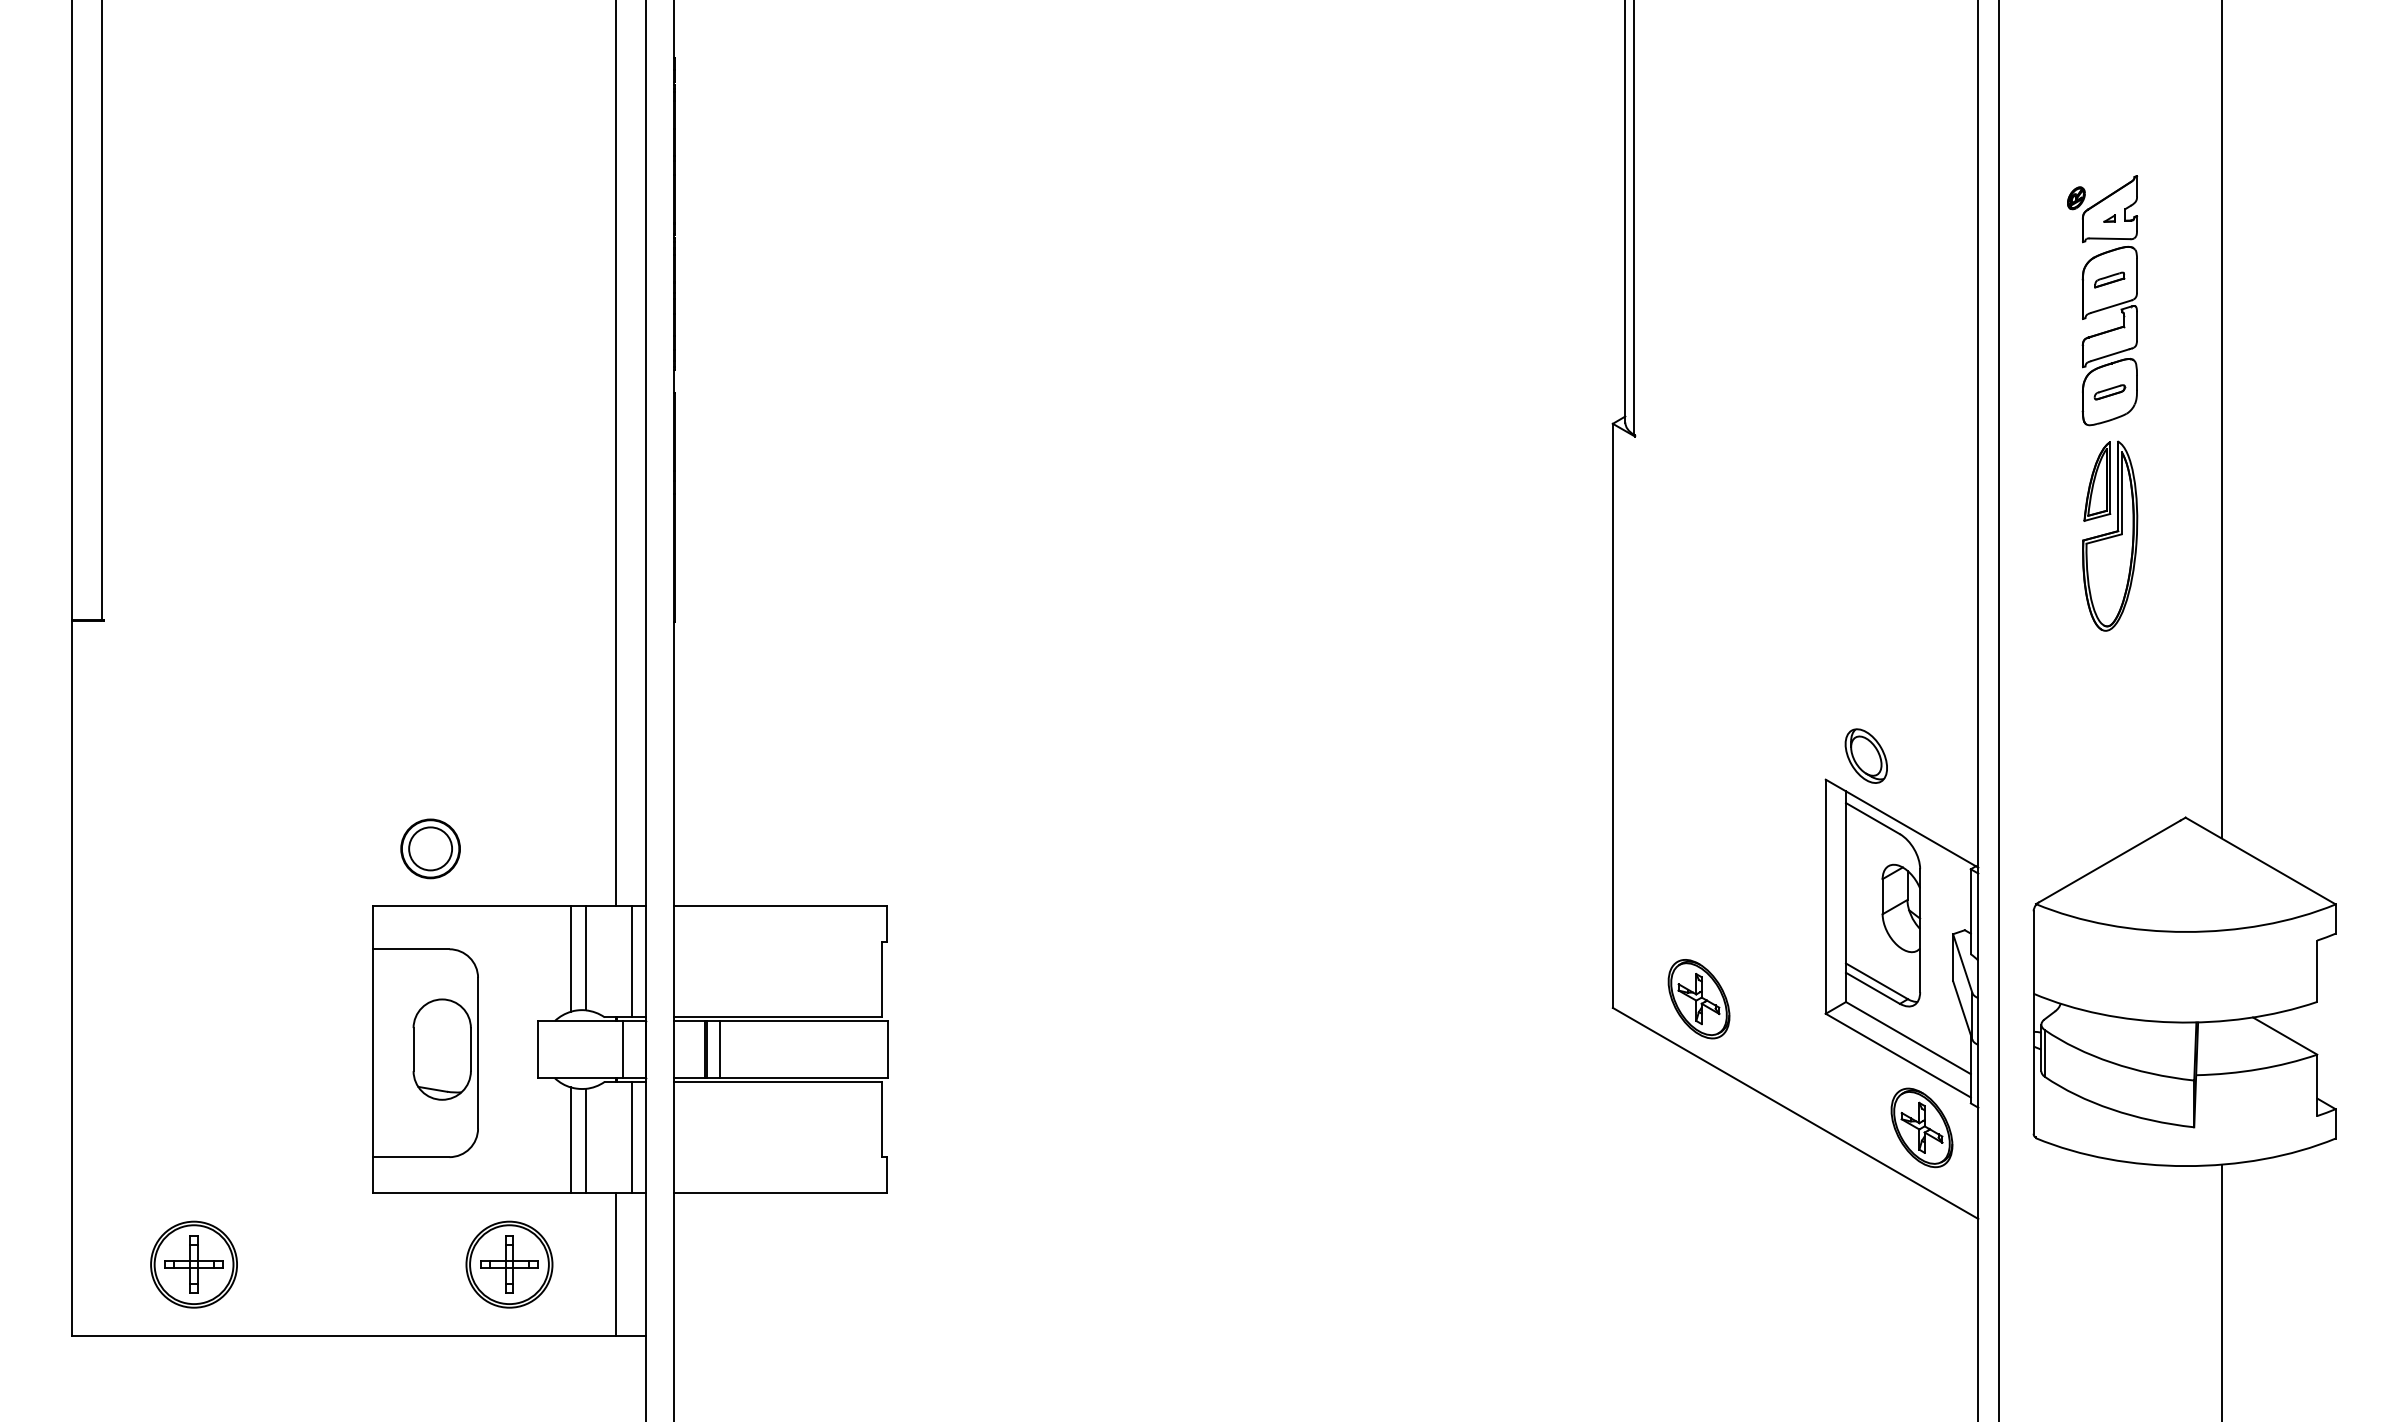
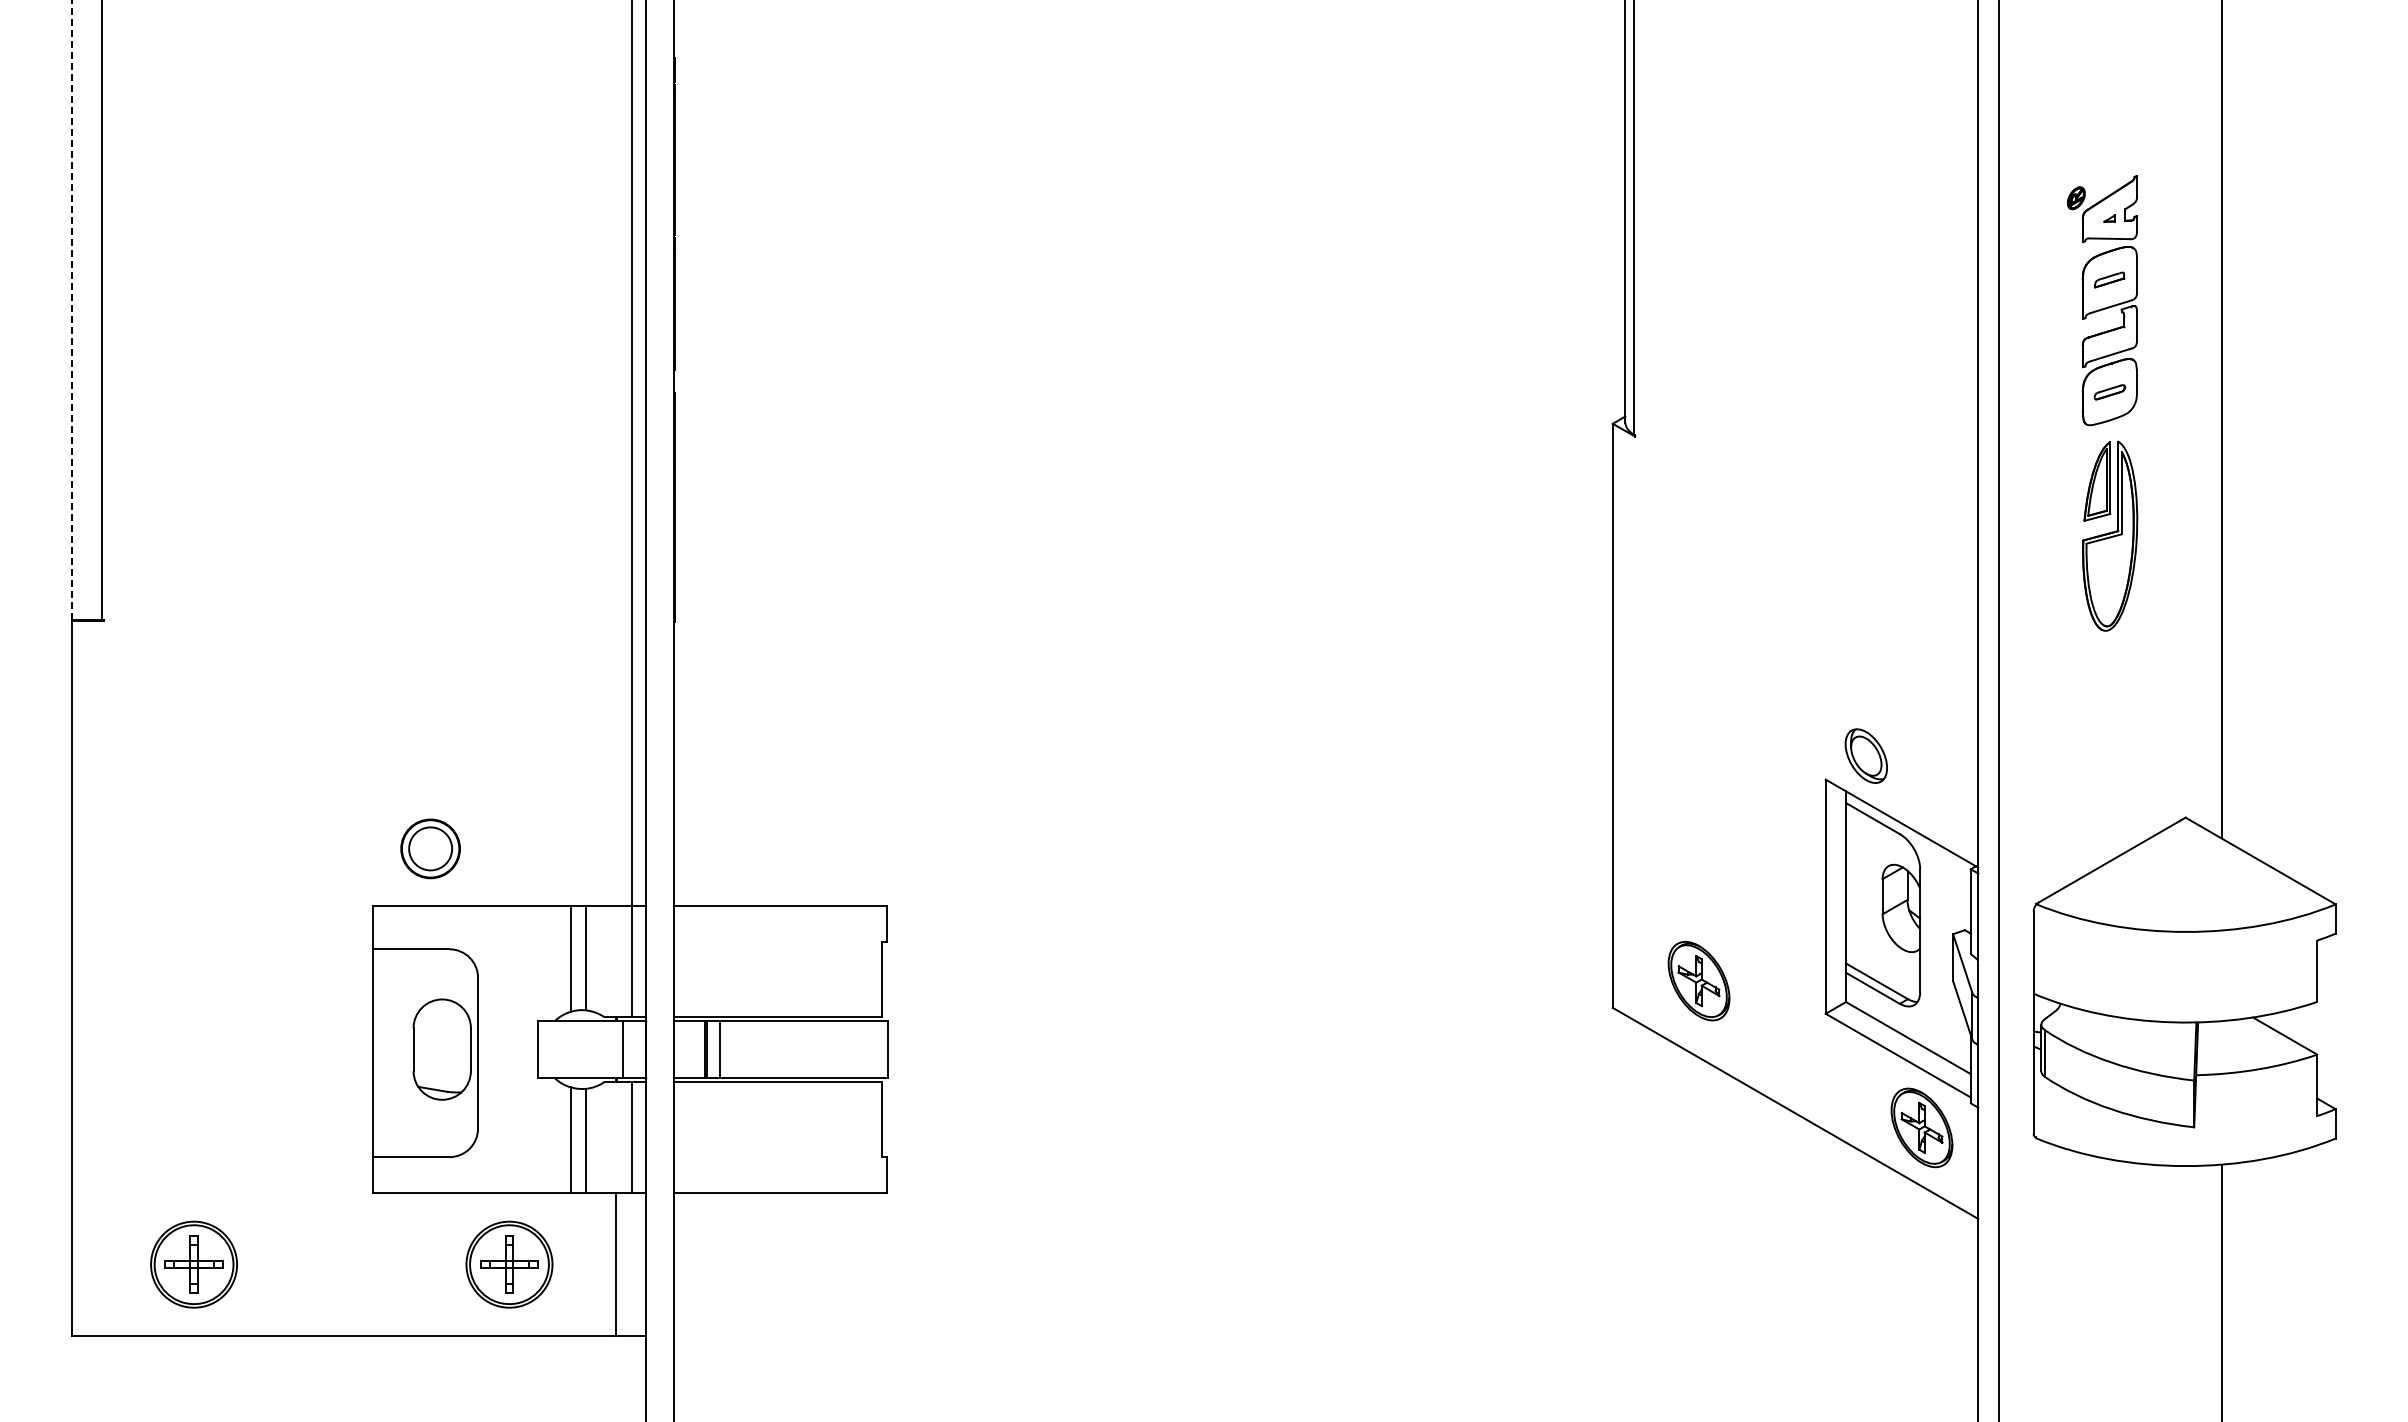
line: solid -> dashed (72, 309)
line position: (615, 454) -> (631, 454) (631, 454)
part position: (1698, 999) -> (1698, 981) (1698, 981)
